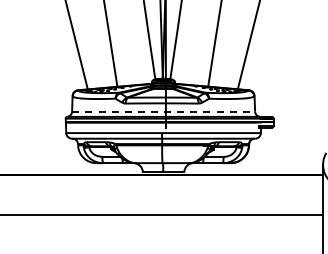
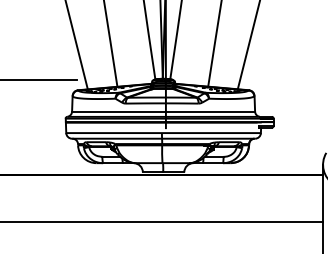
line: none -> present (39, 79)
line: dashed -> solid (164, 111)
line position: (162, 215) -> (162, 222) (162, 222)
